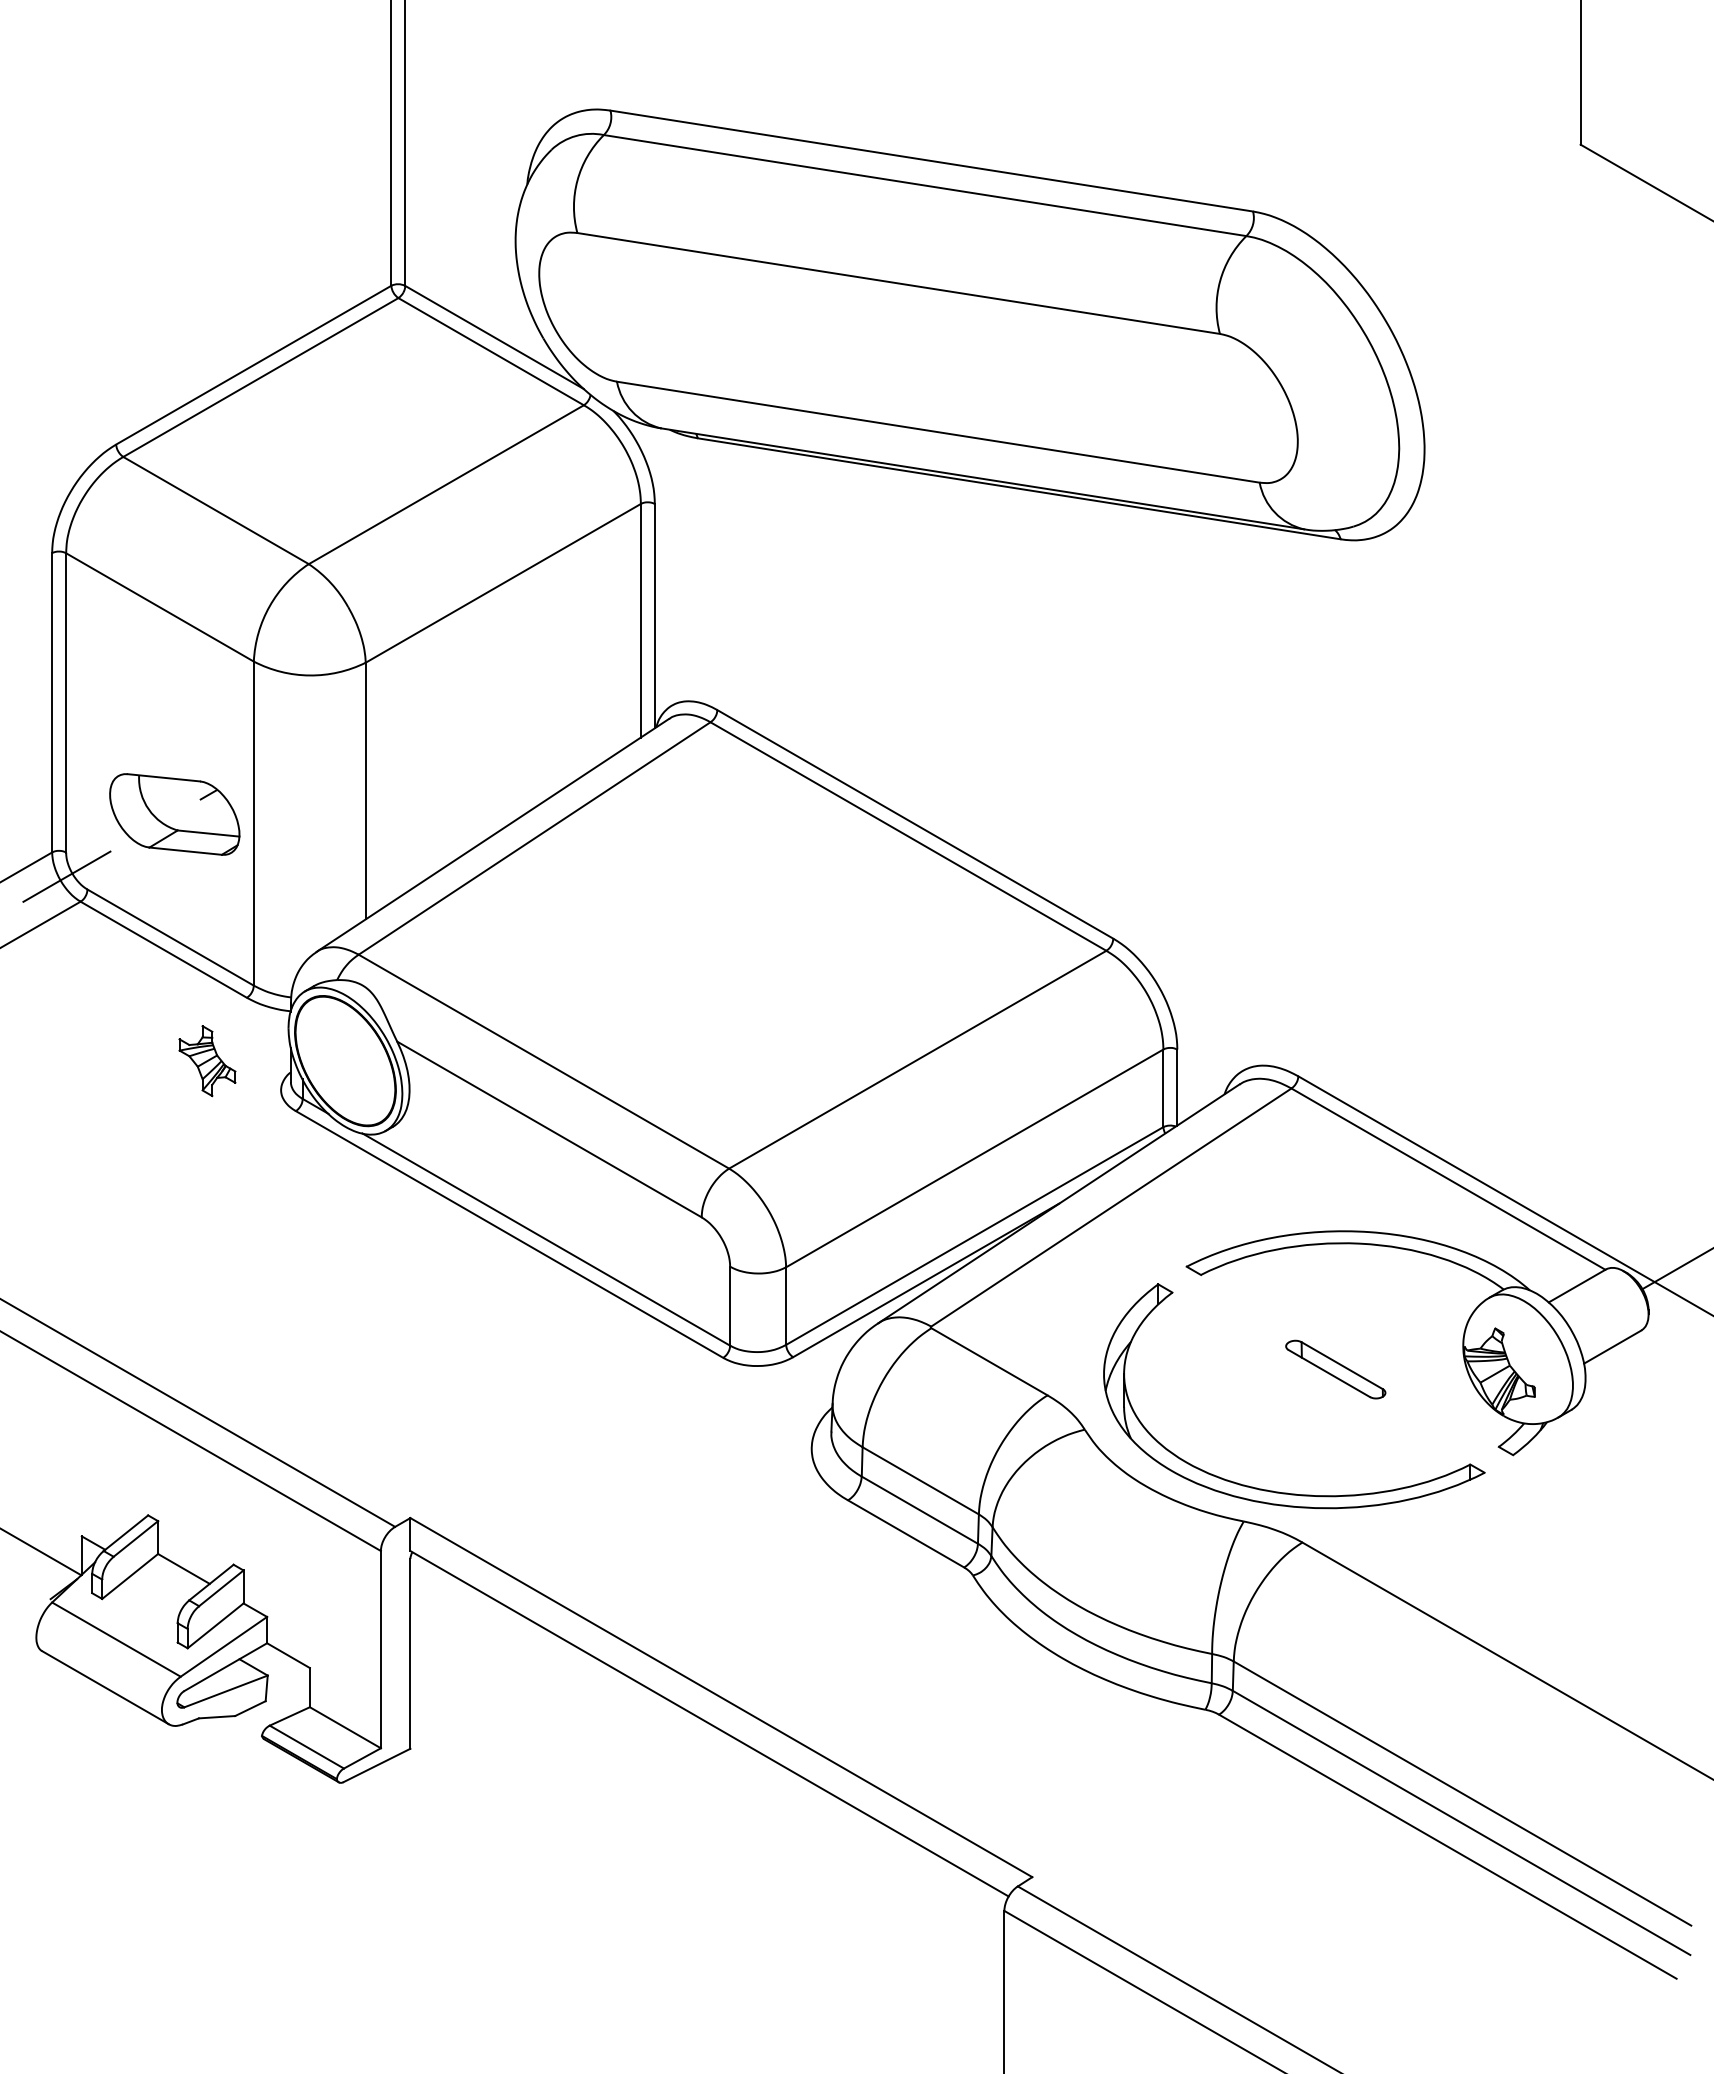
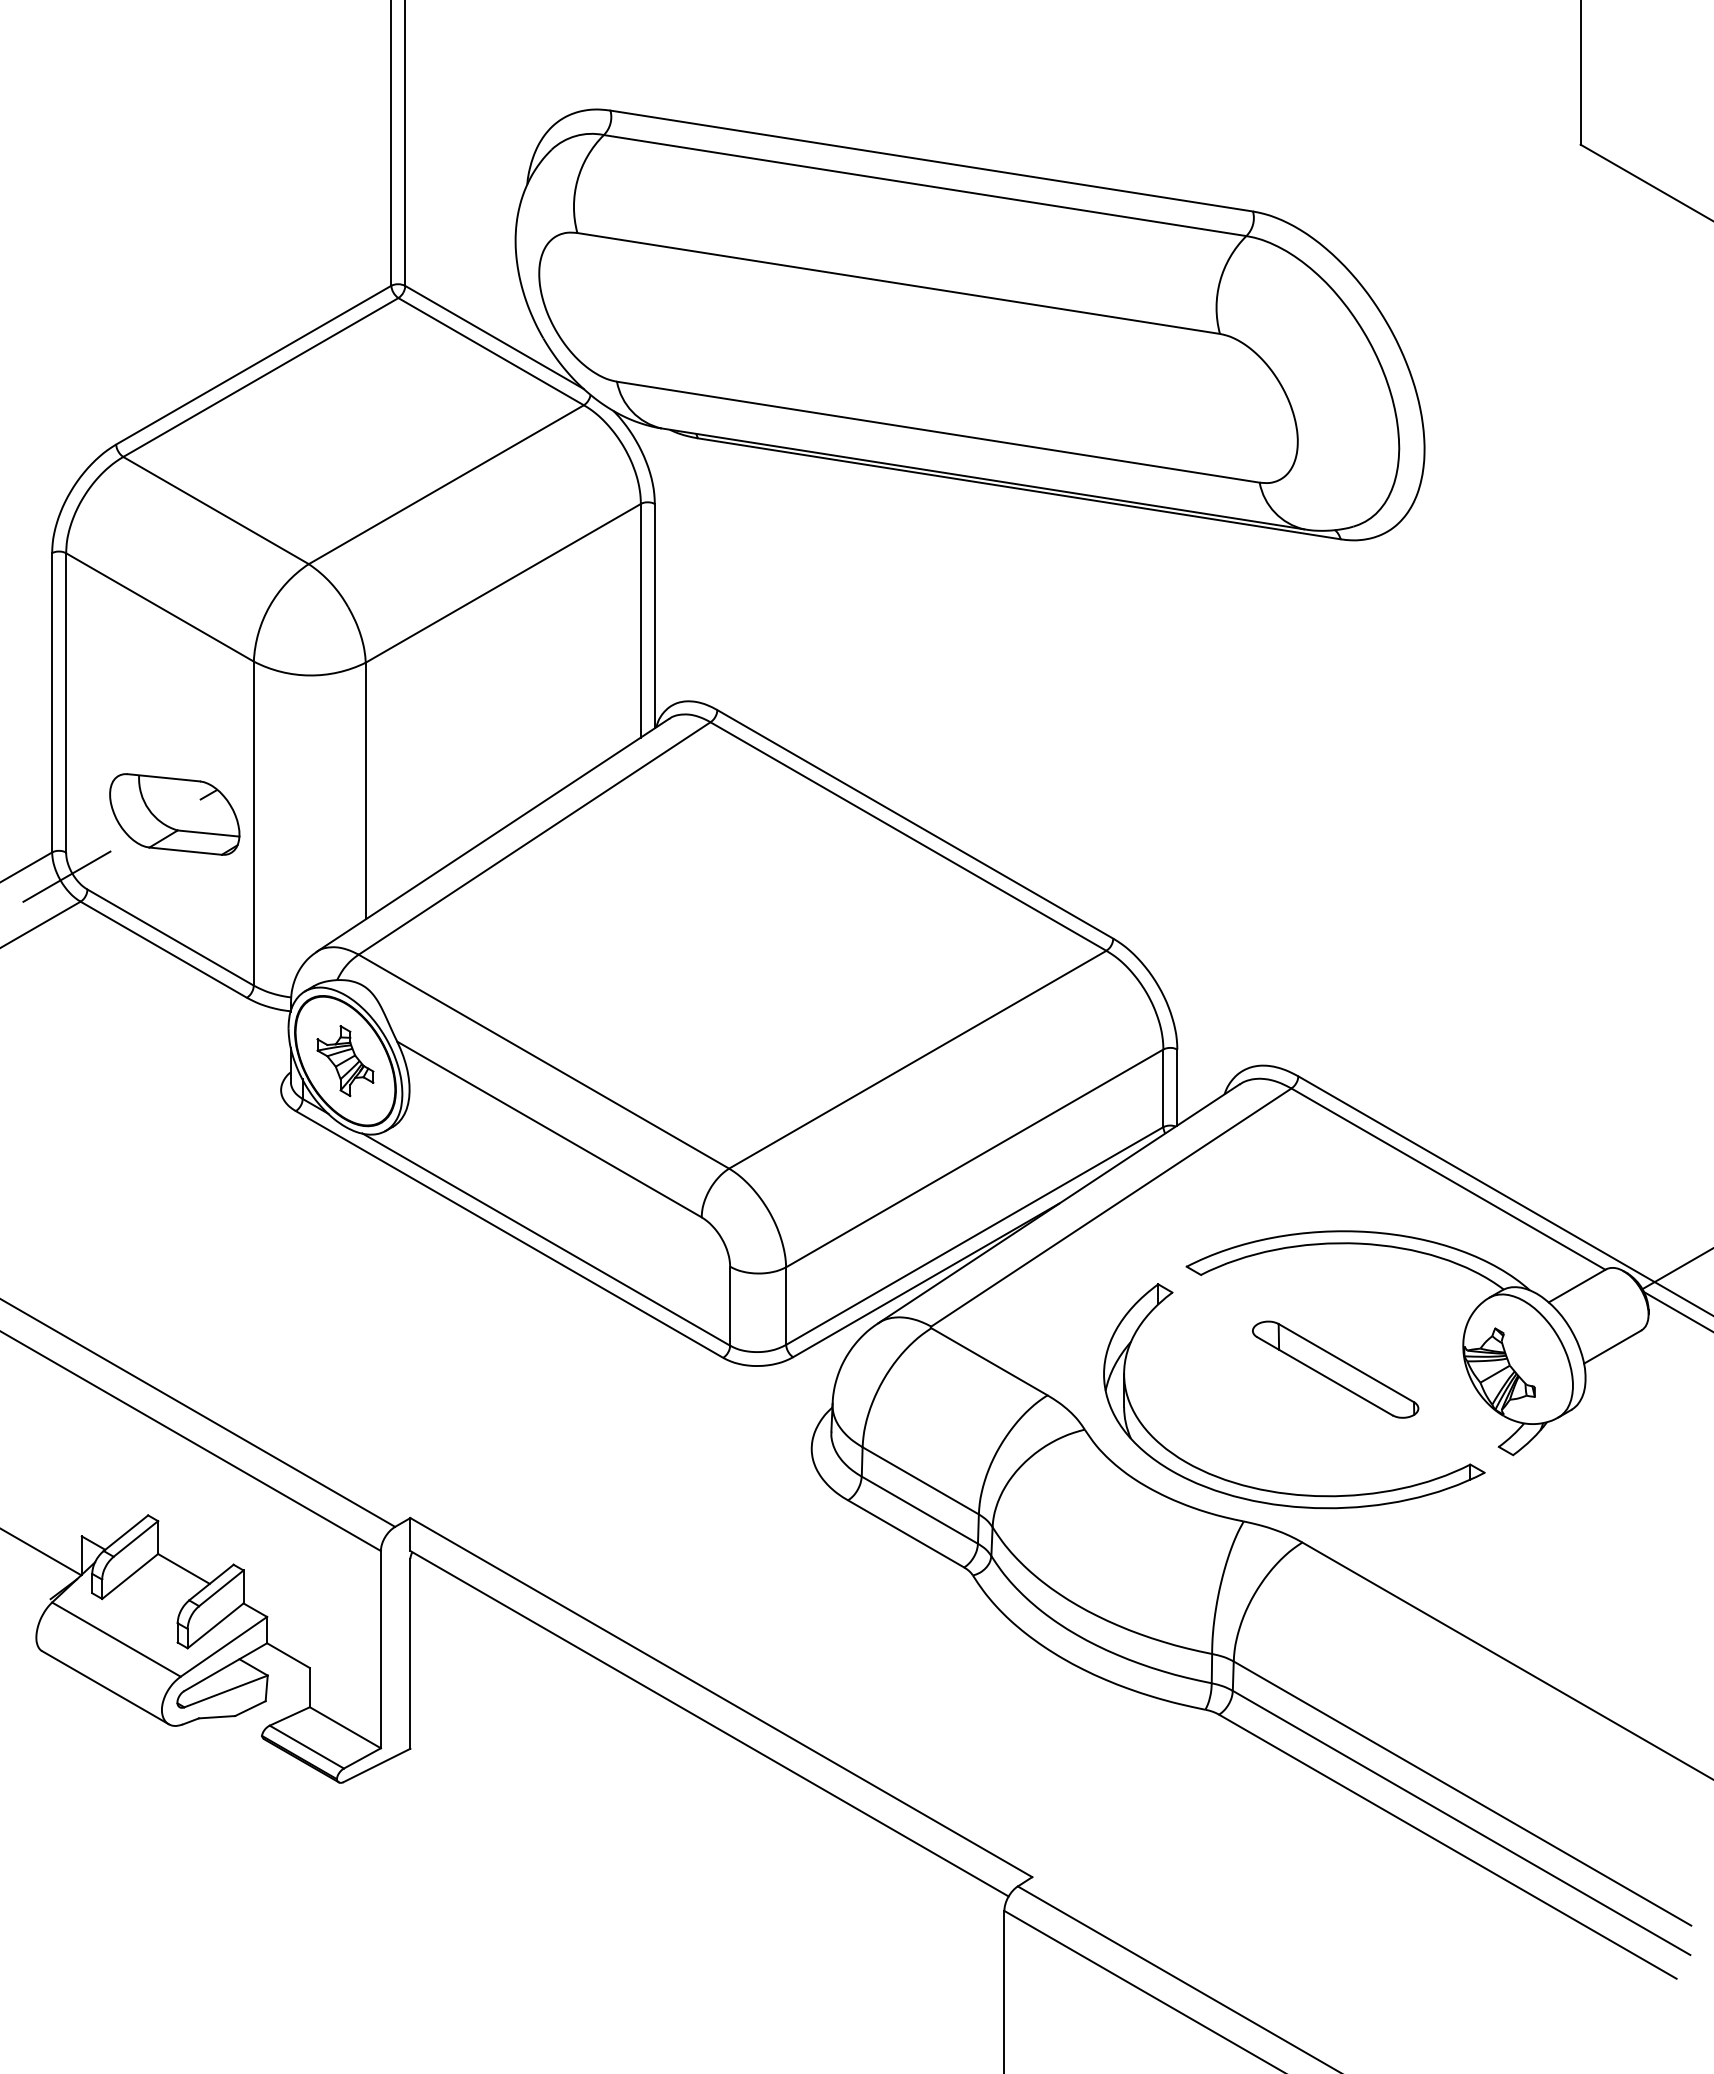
part position: (207, 1061) -> (345, 1061) (345, 1061)
line: none -> present (1676, 1310)
part size: 102x61 px -> 168x99 px (1335, 1369)
